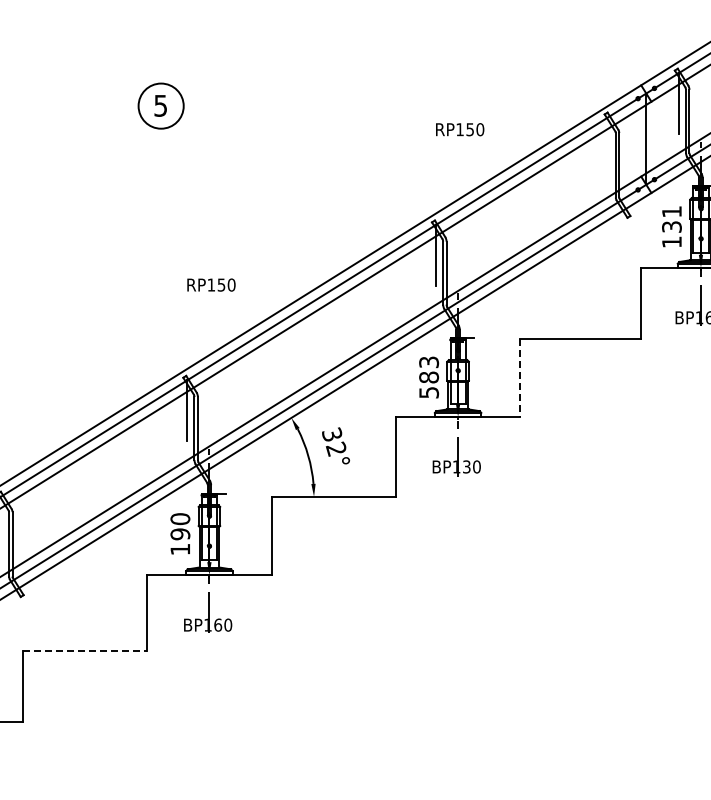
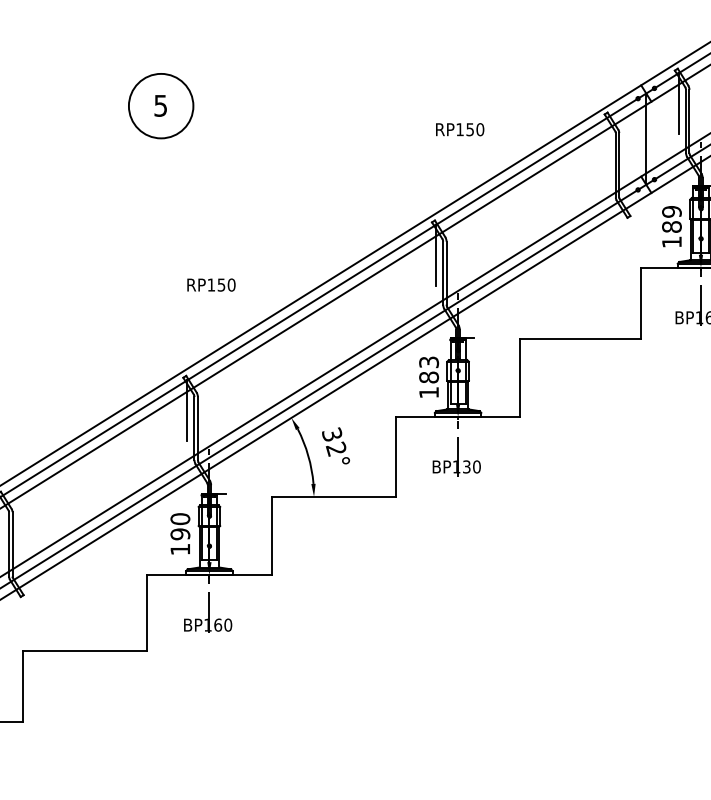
circle diameter: 45 px -> 64 px (160, 105)
text: 131 -> 189 (671, 219)
line: dashed -> solid (520, 378)
text: 583 -> 183 (429, 392)
line: dashed -> solid (85, 650)
